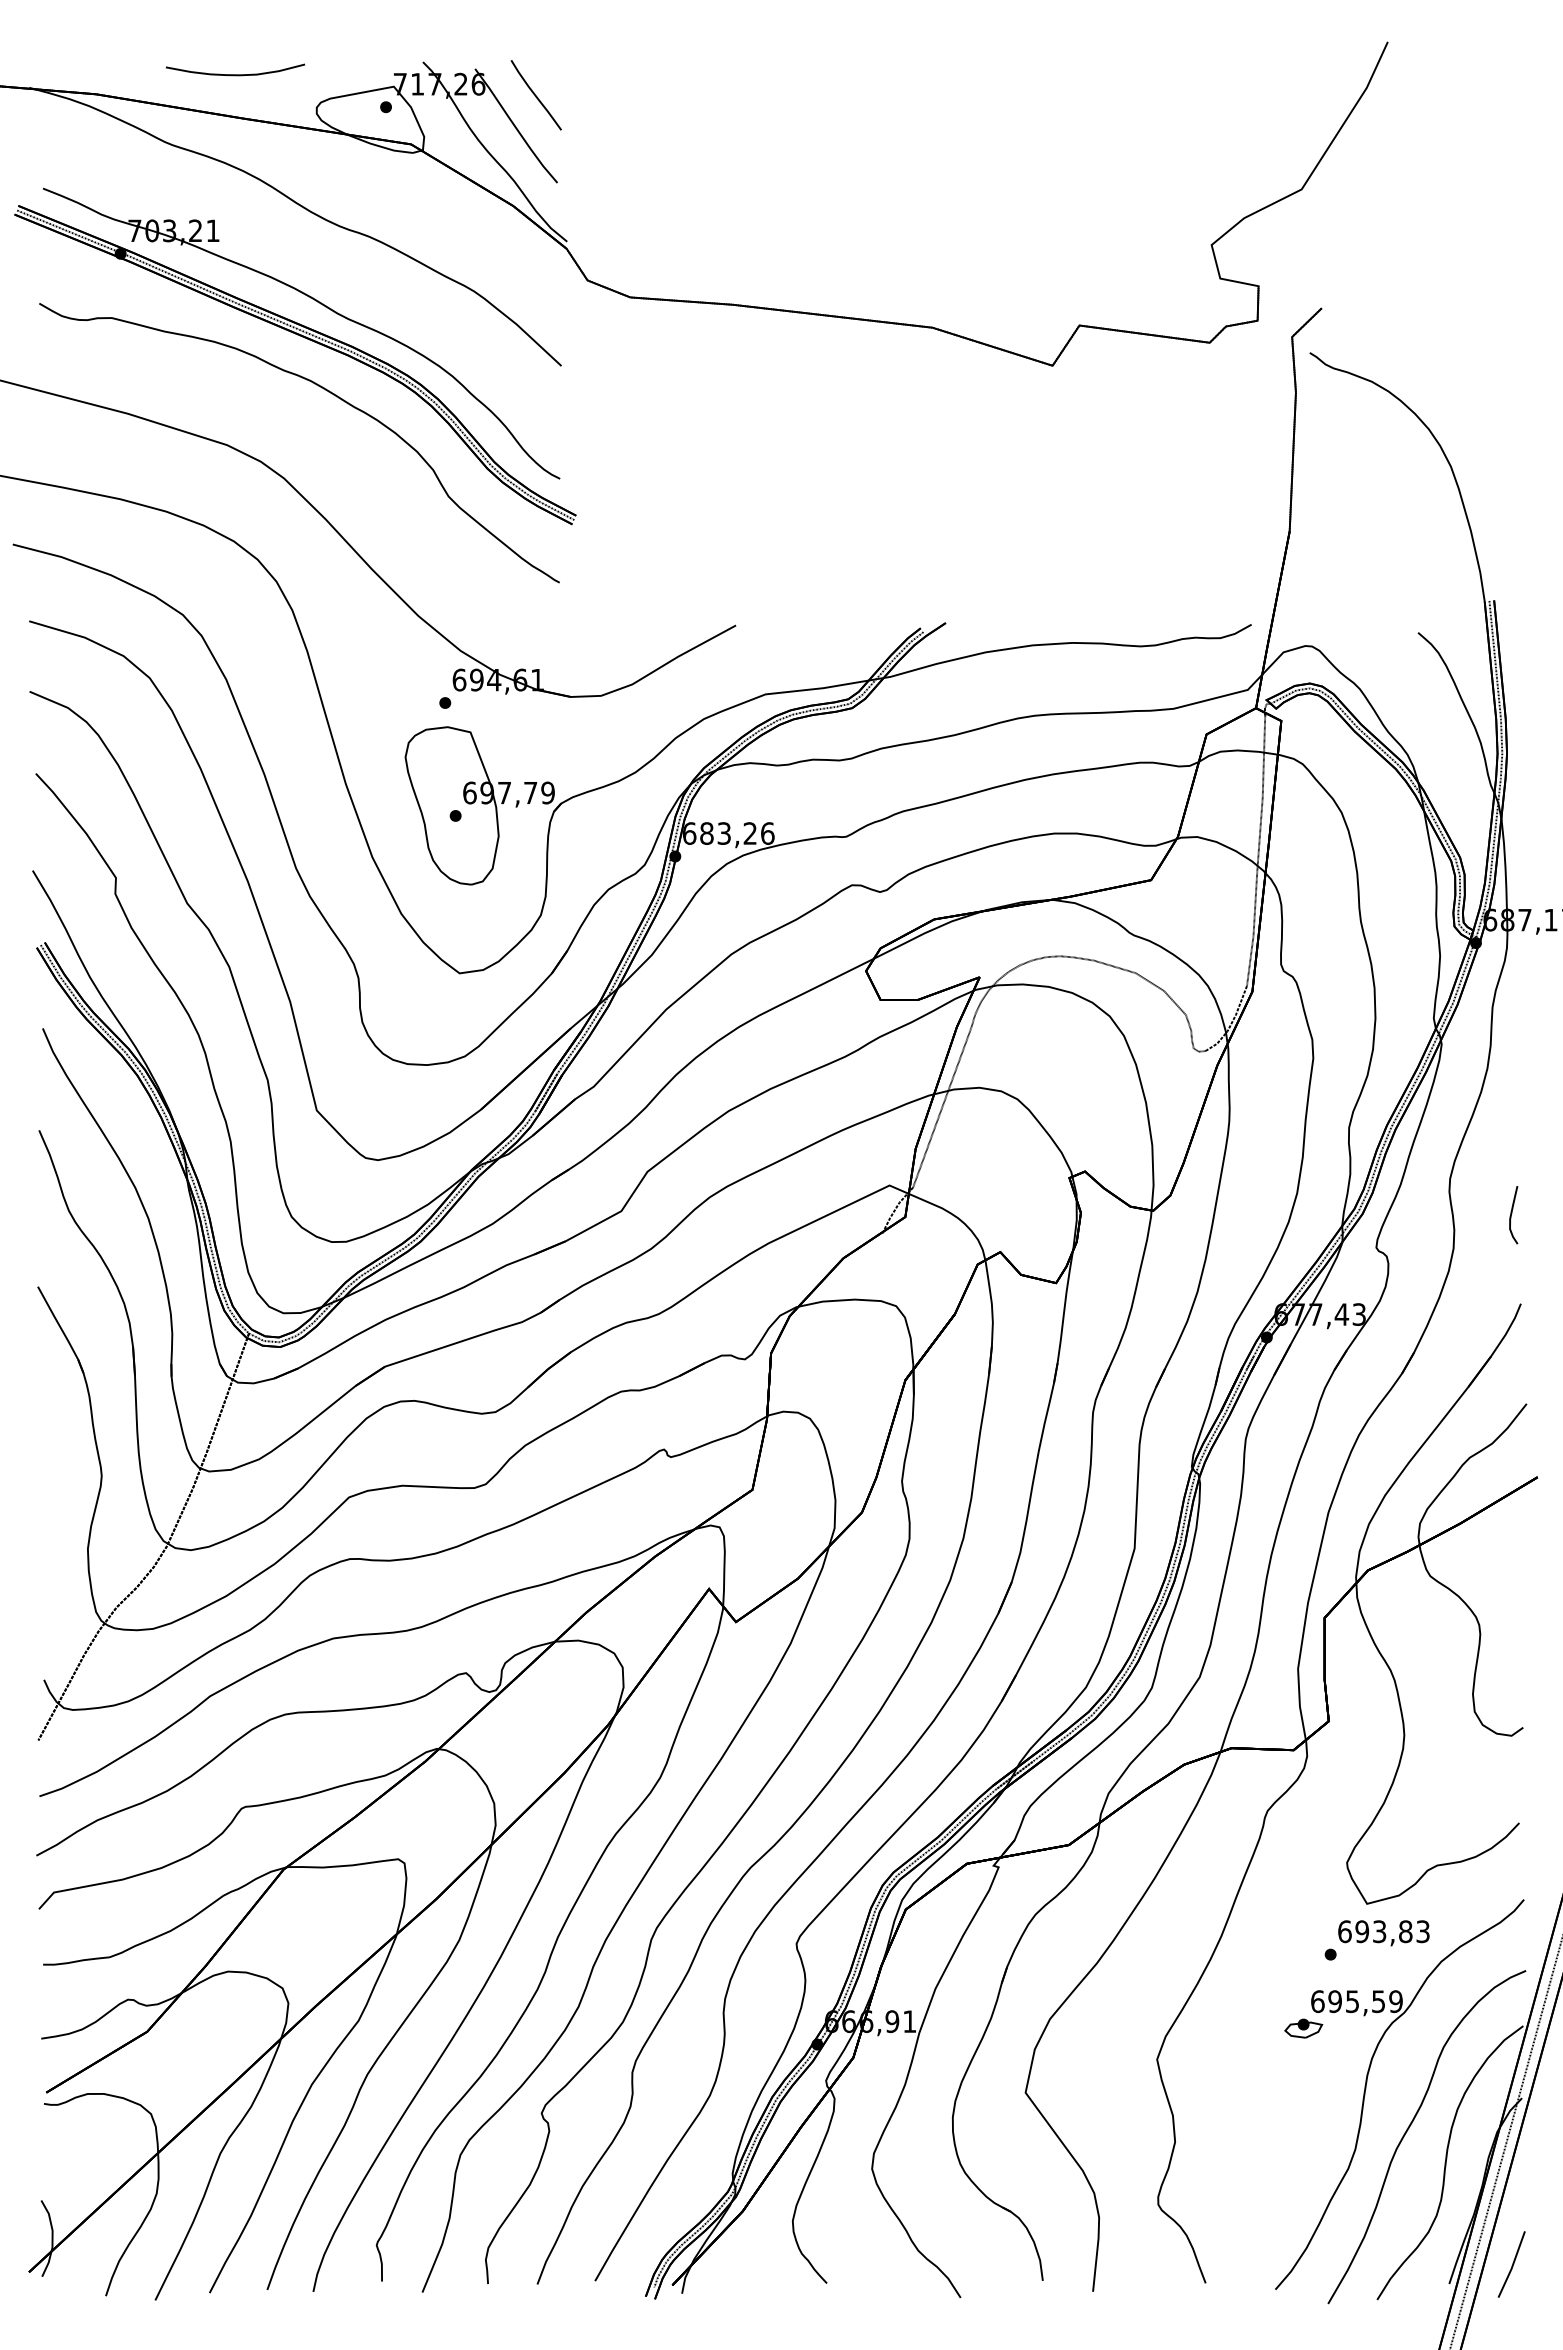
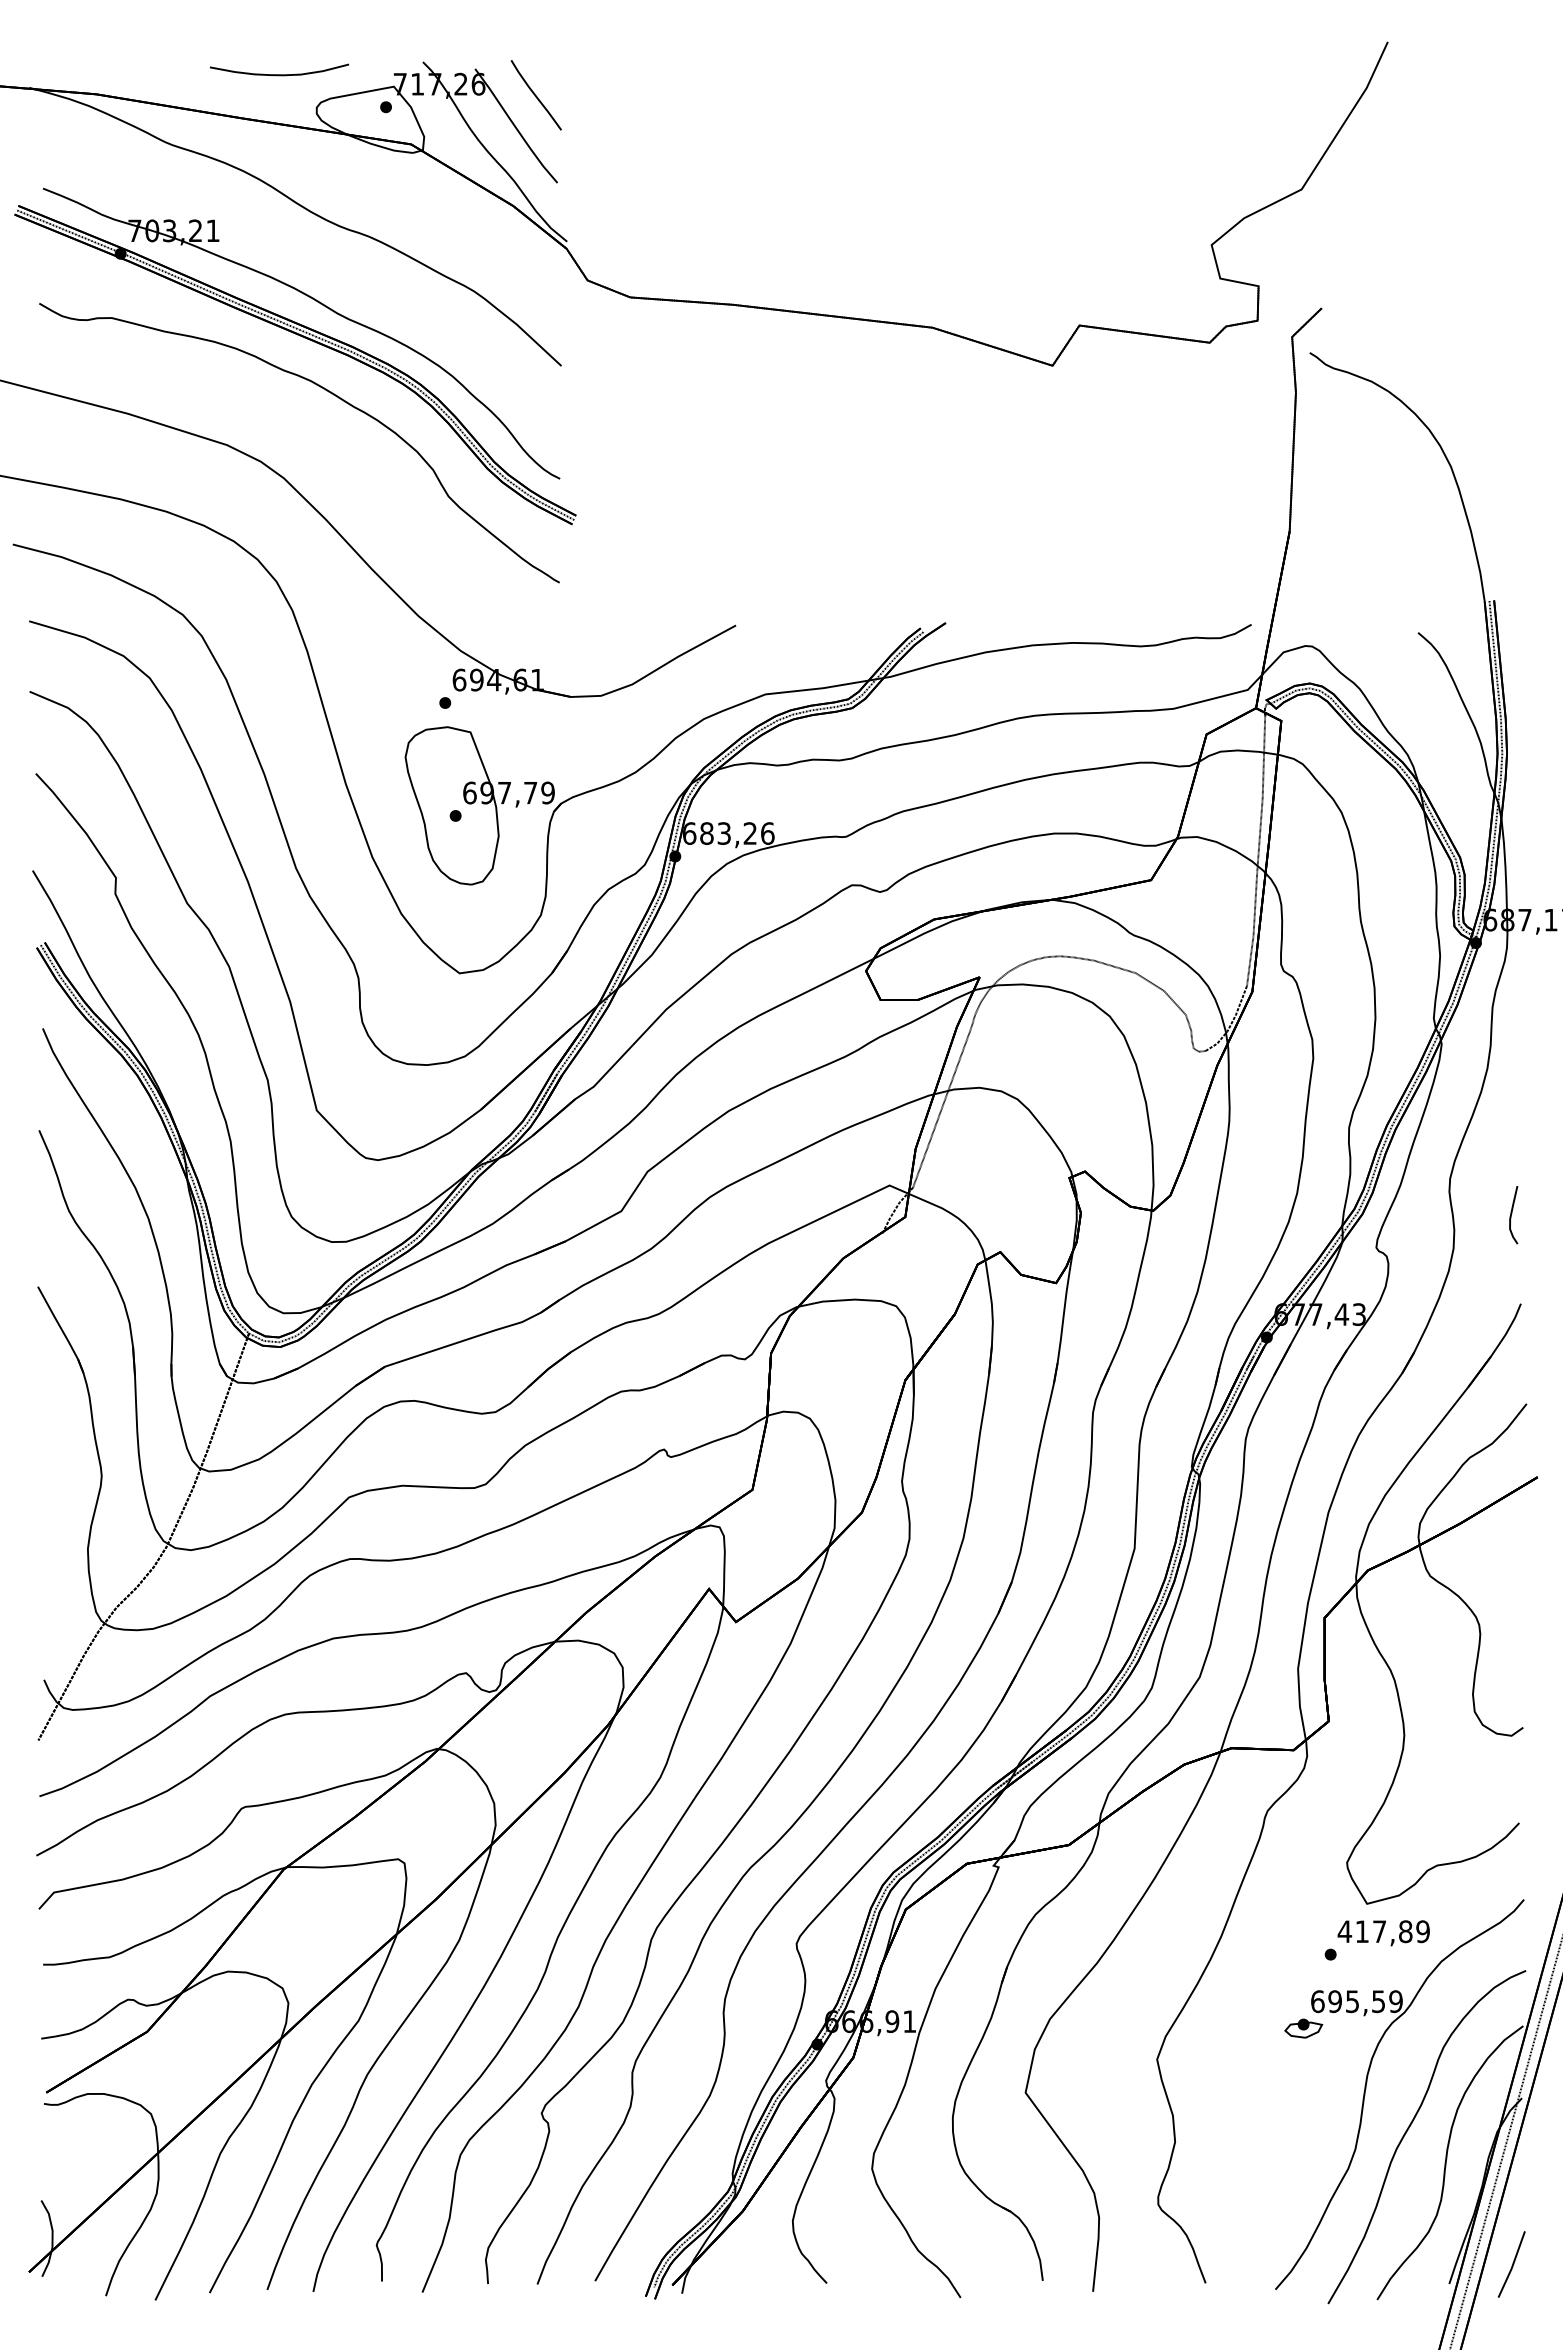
curve position: (235, 74) -> (279, 74) (279, 74)
text: 693,83 -> 417,89 (1383, 1931)
